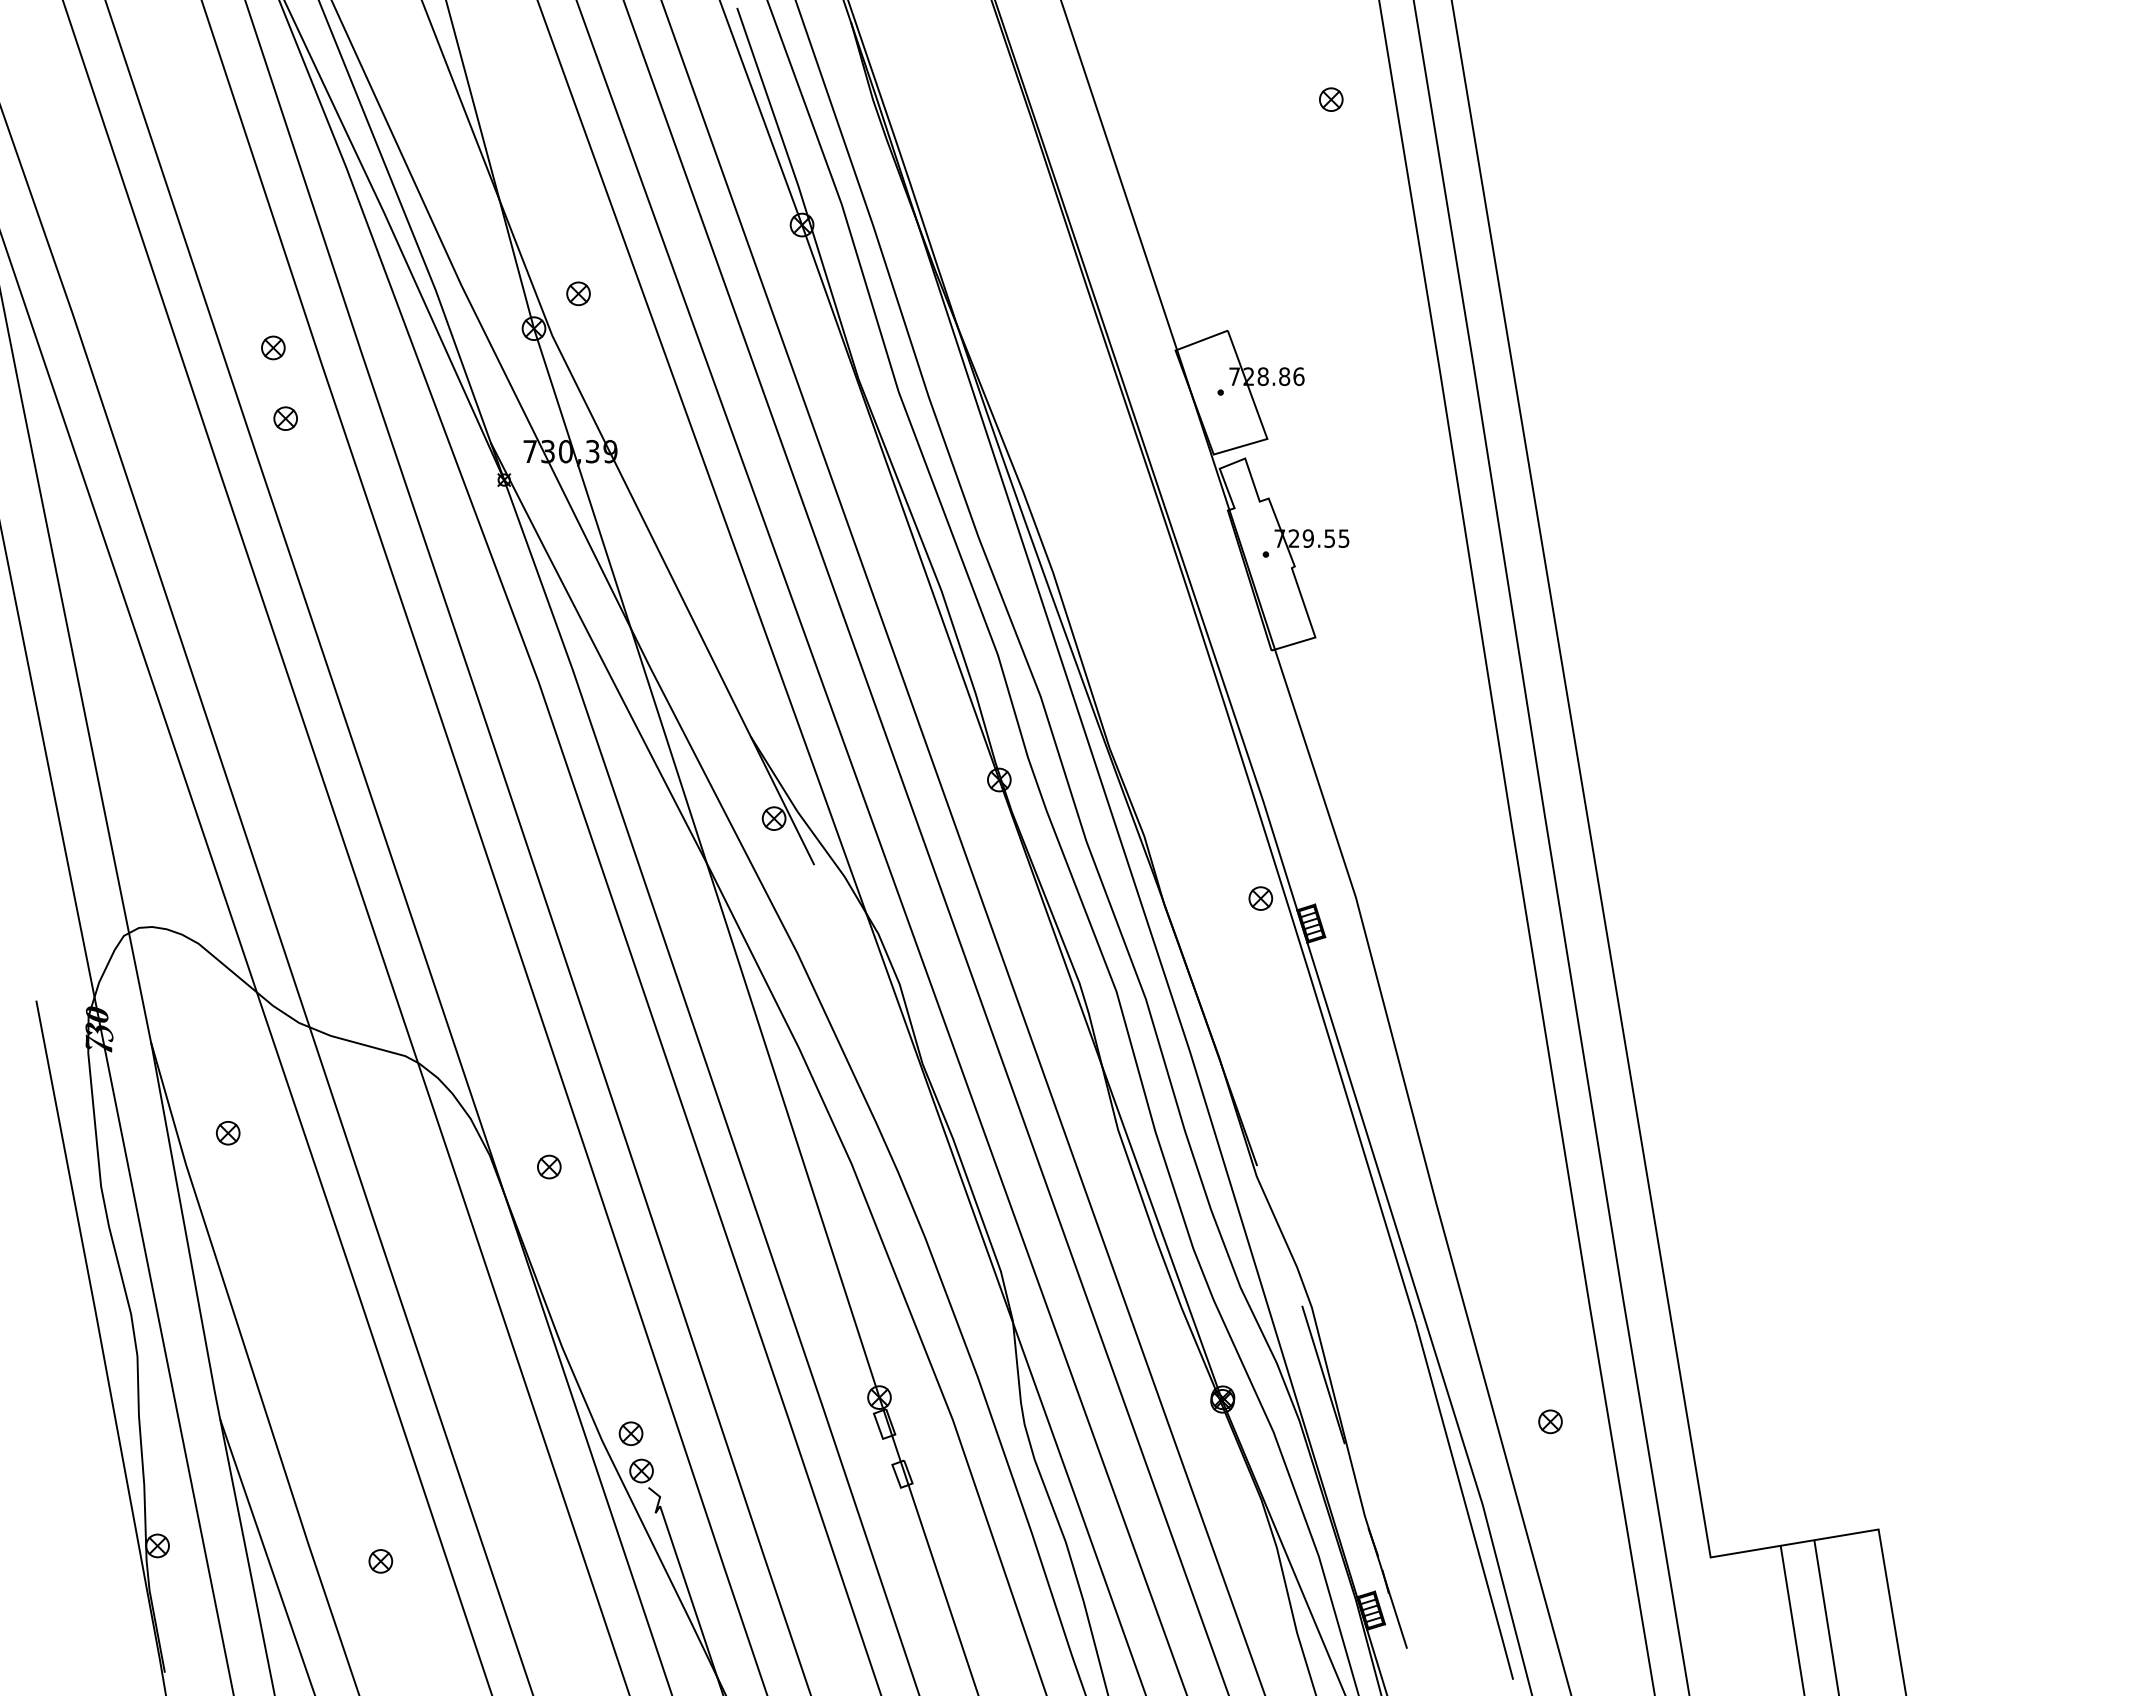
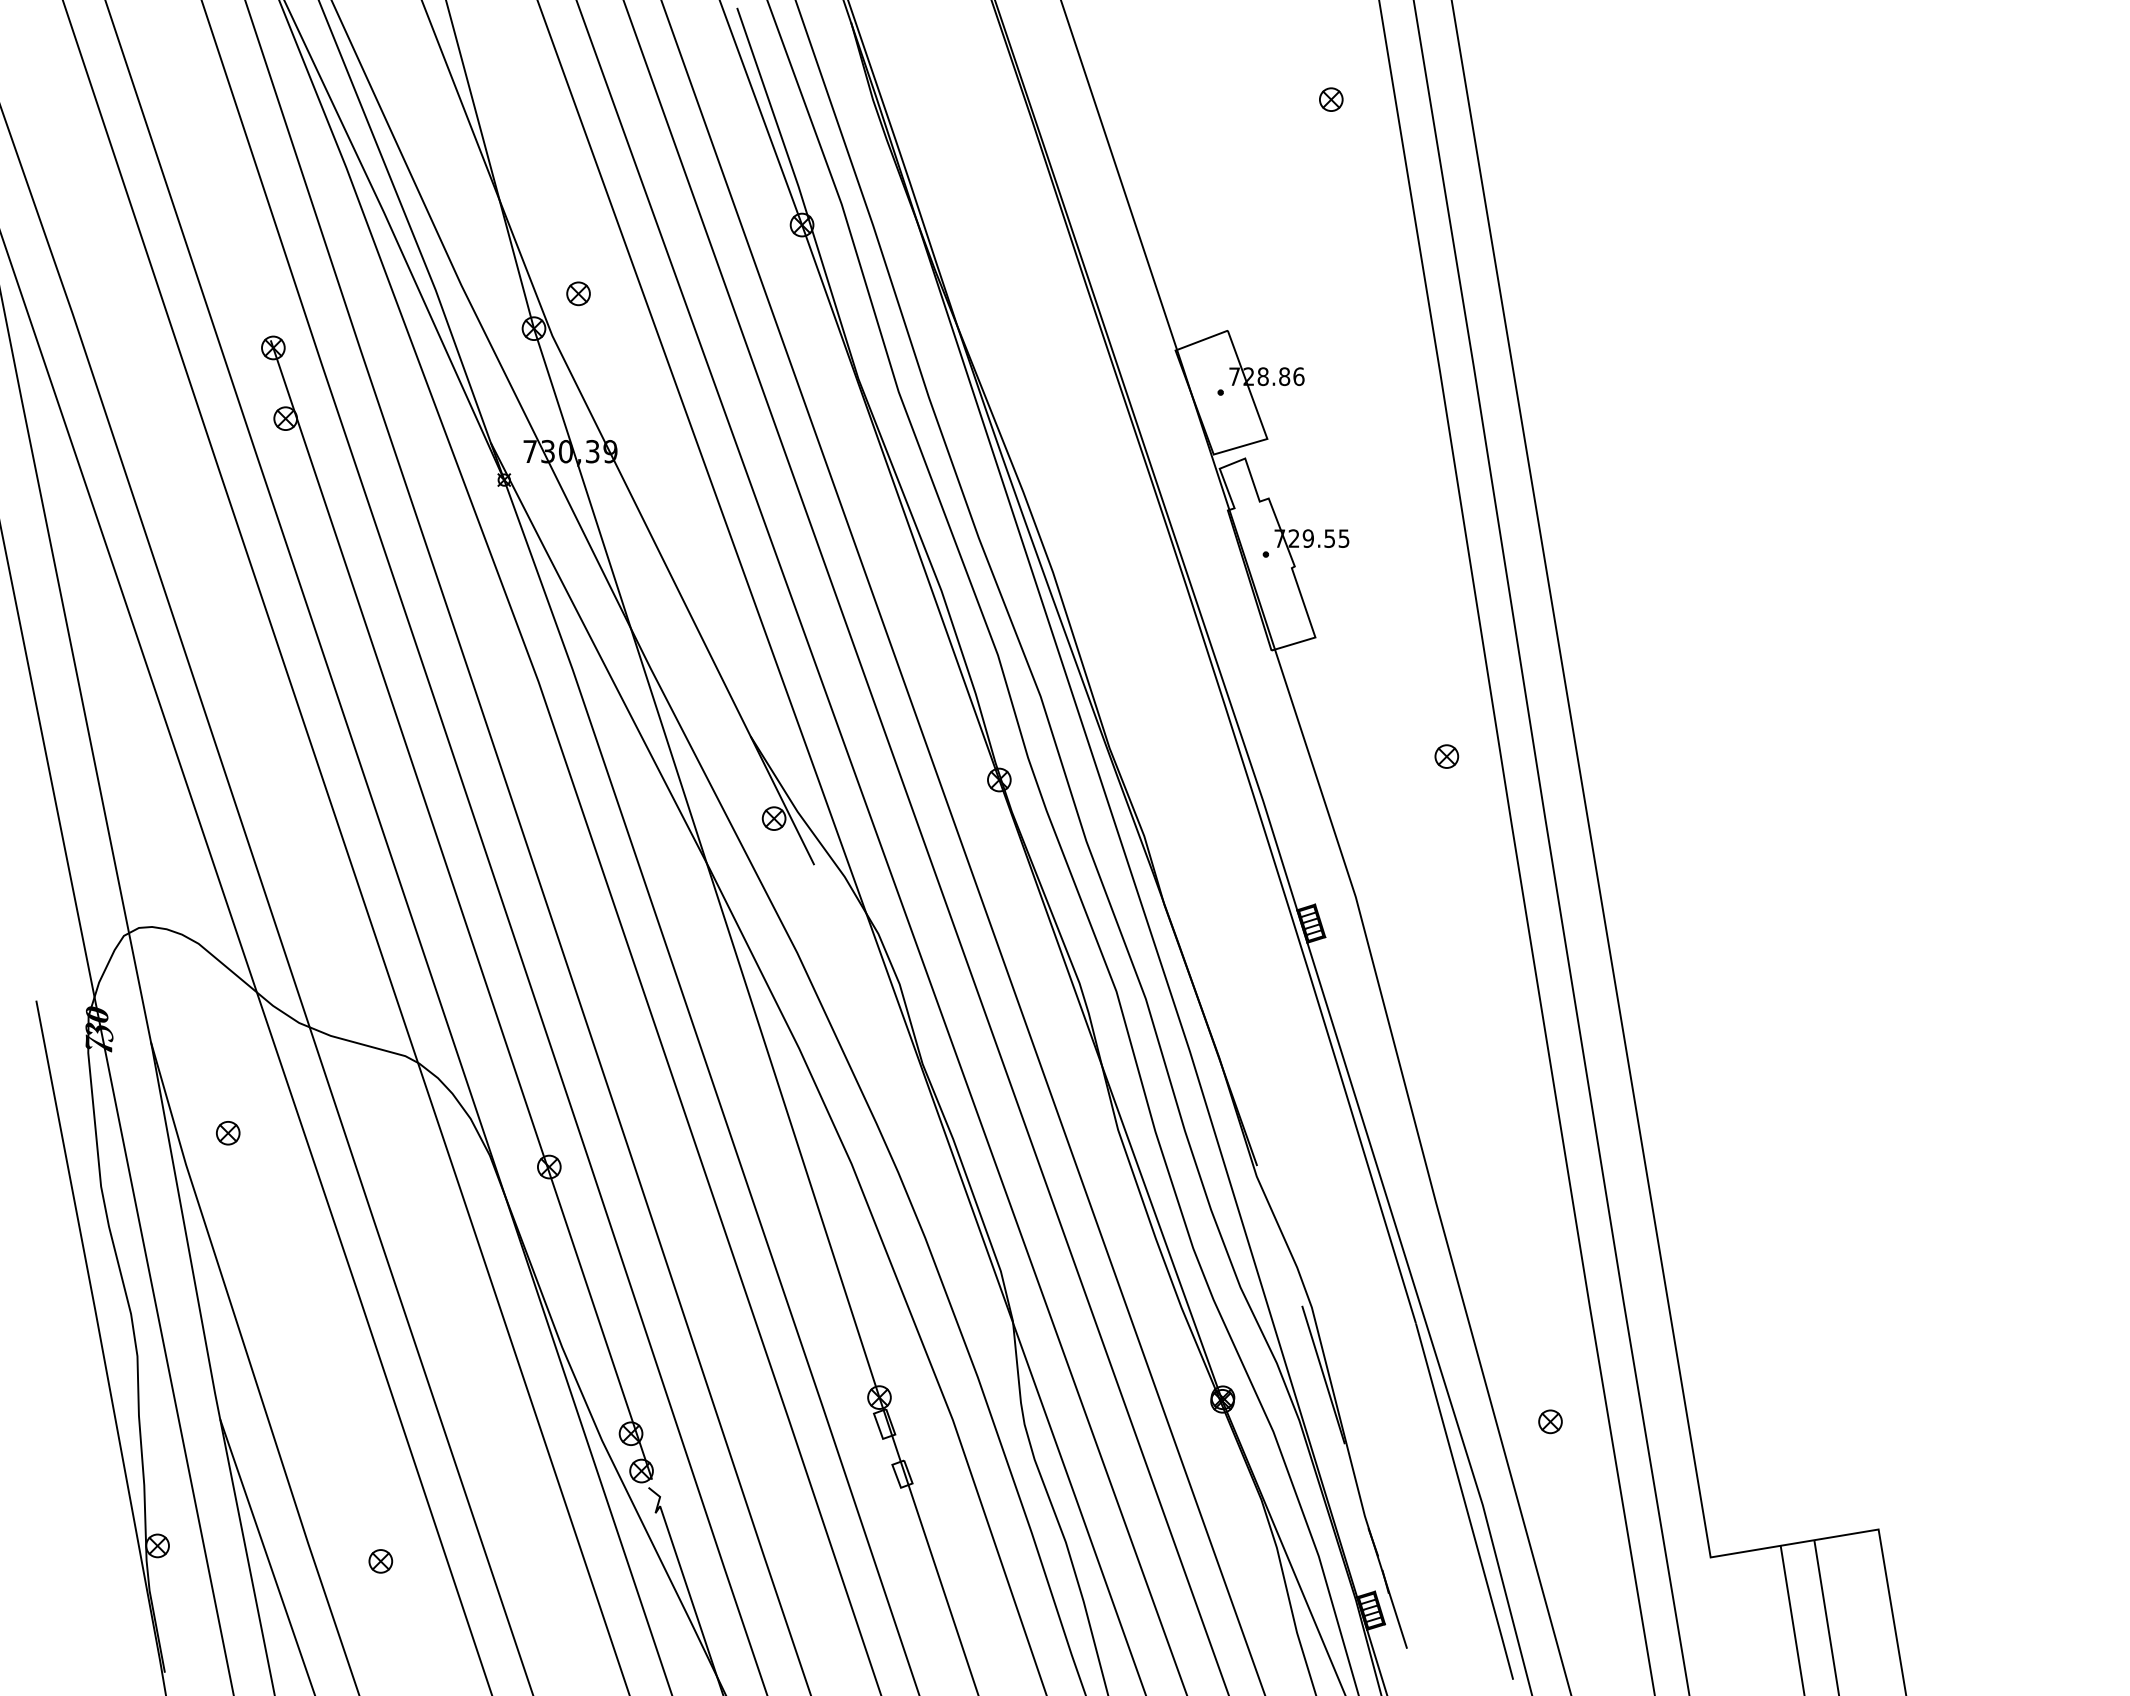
part position: (1260, 898) -> (1446, 756) (1446, 756)
line: none -> present (461, 909)
